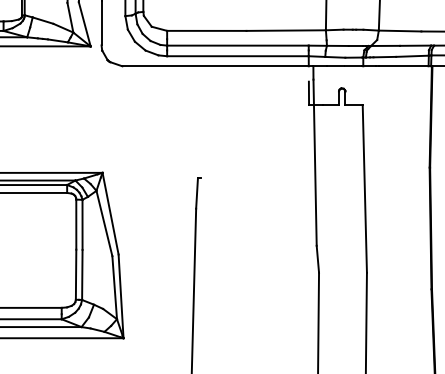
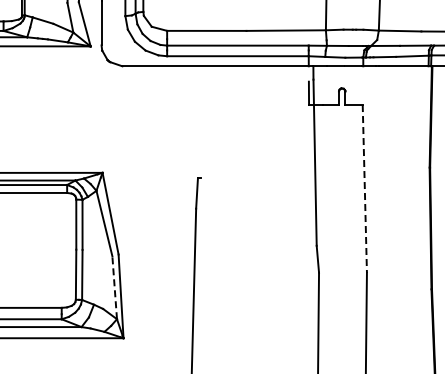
line: solid -> dashed (364, 188)
line: solid -> dashed (114, 287)
